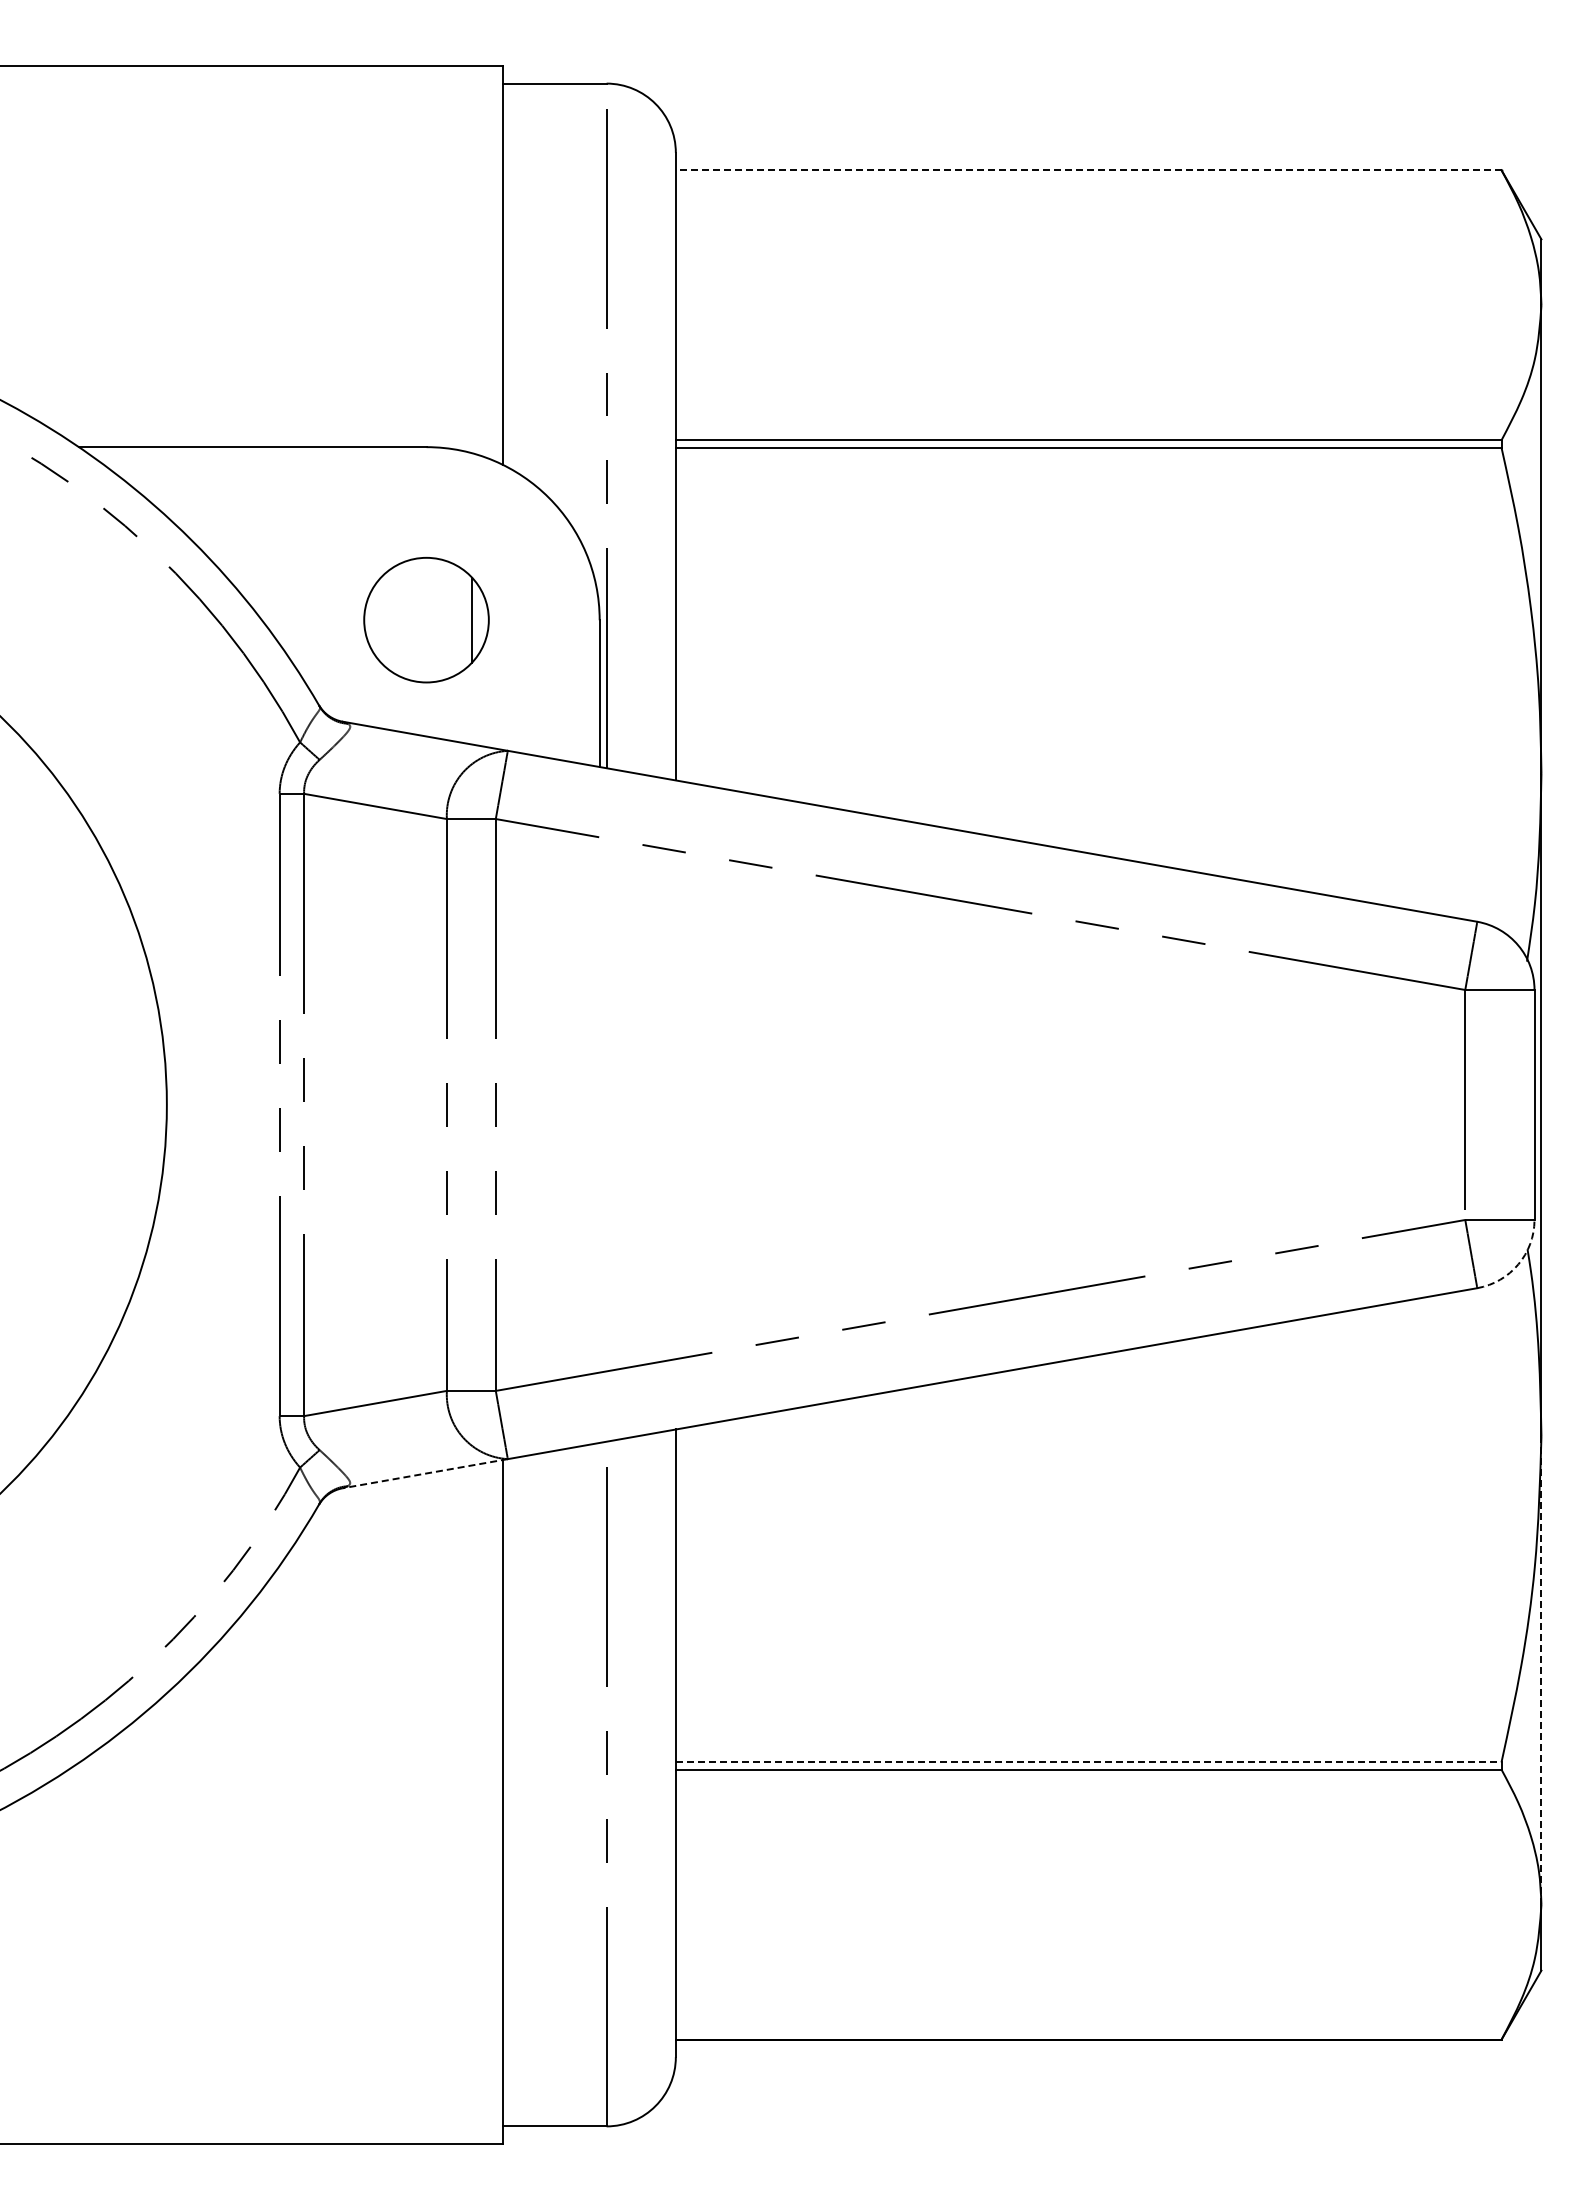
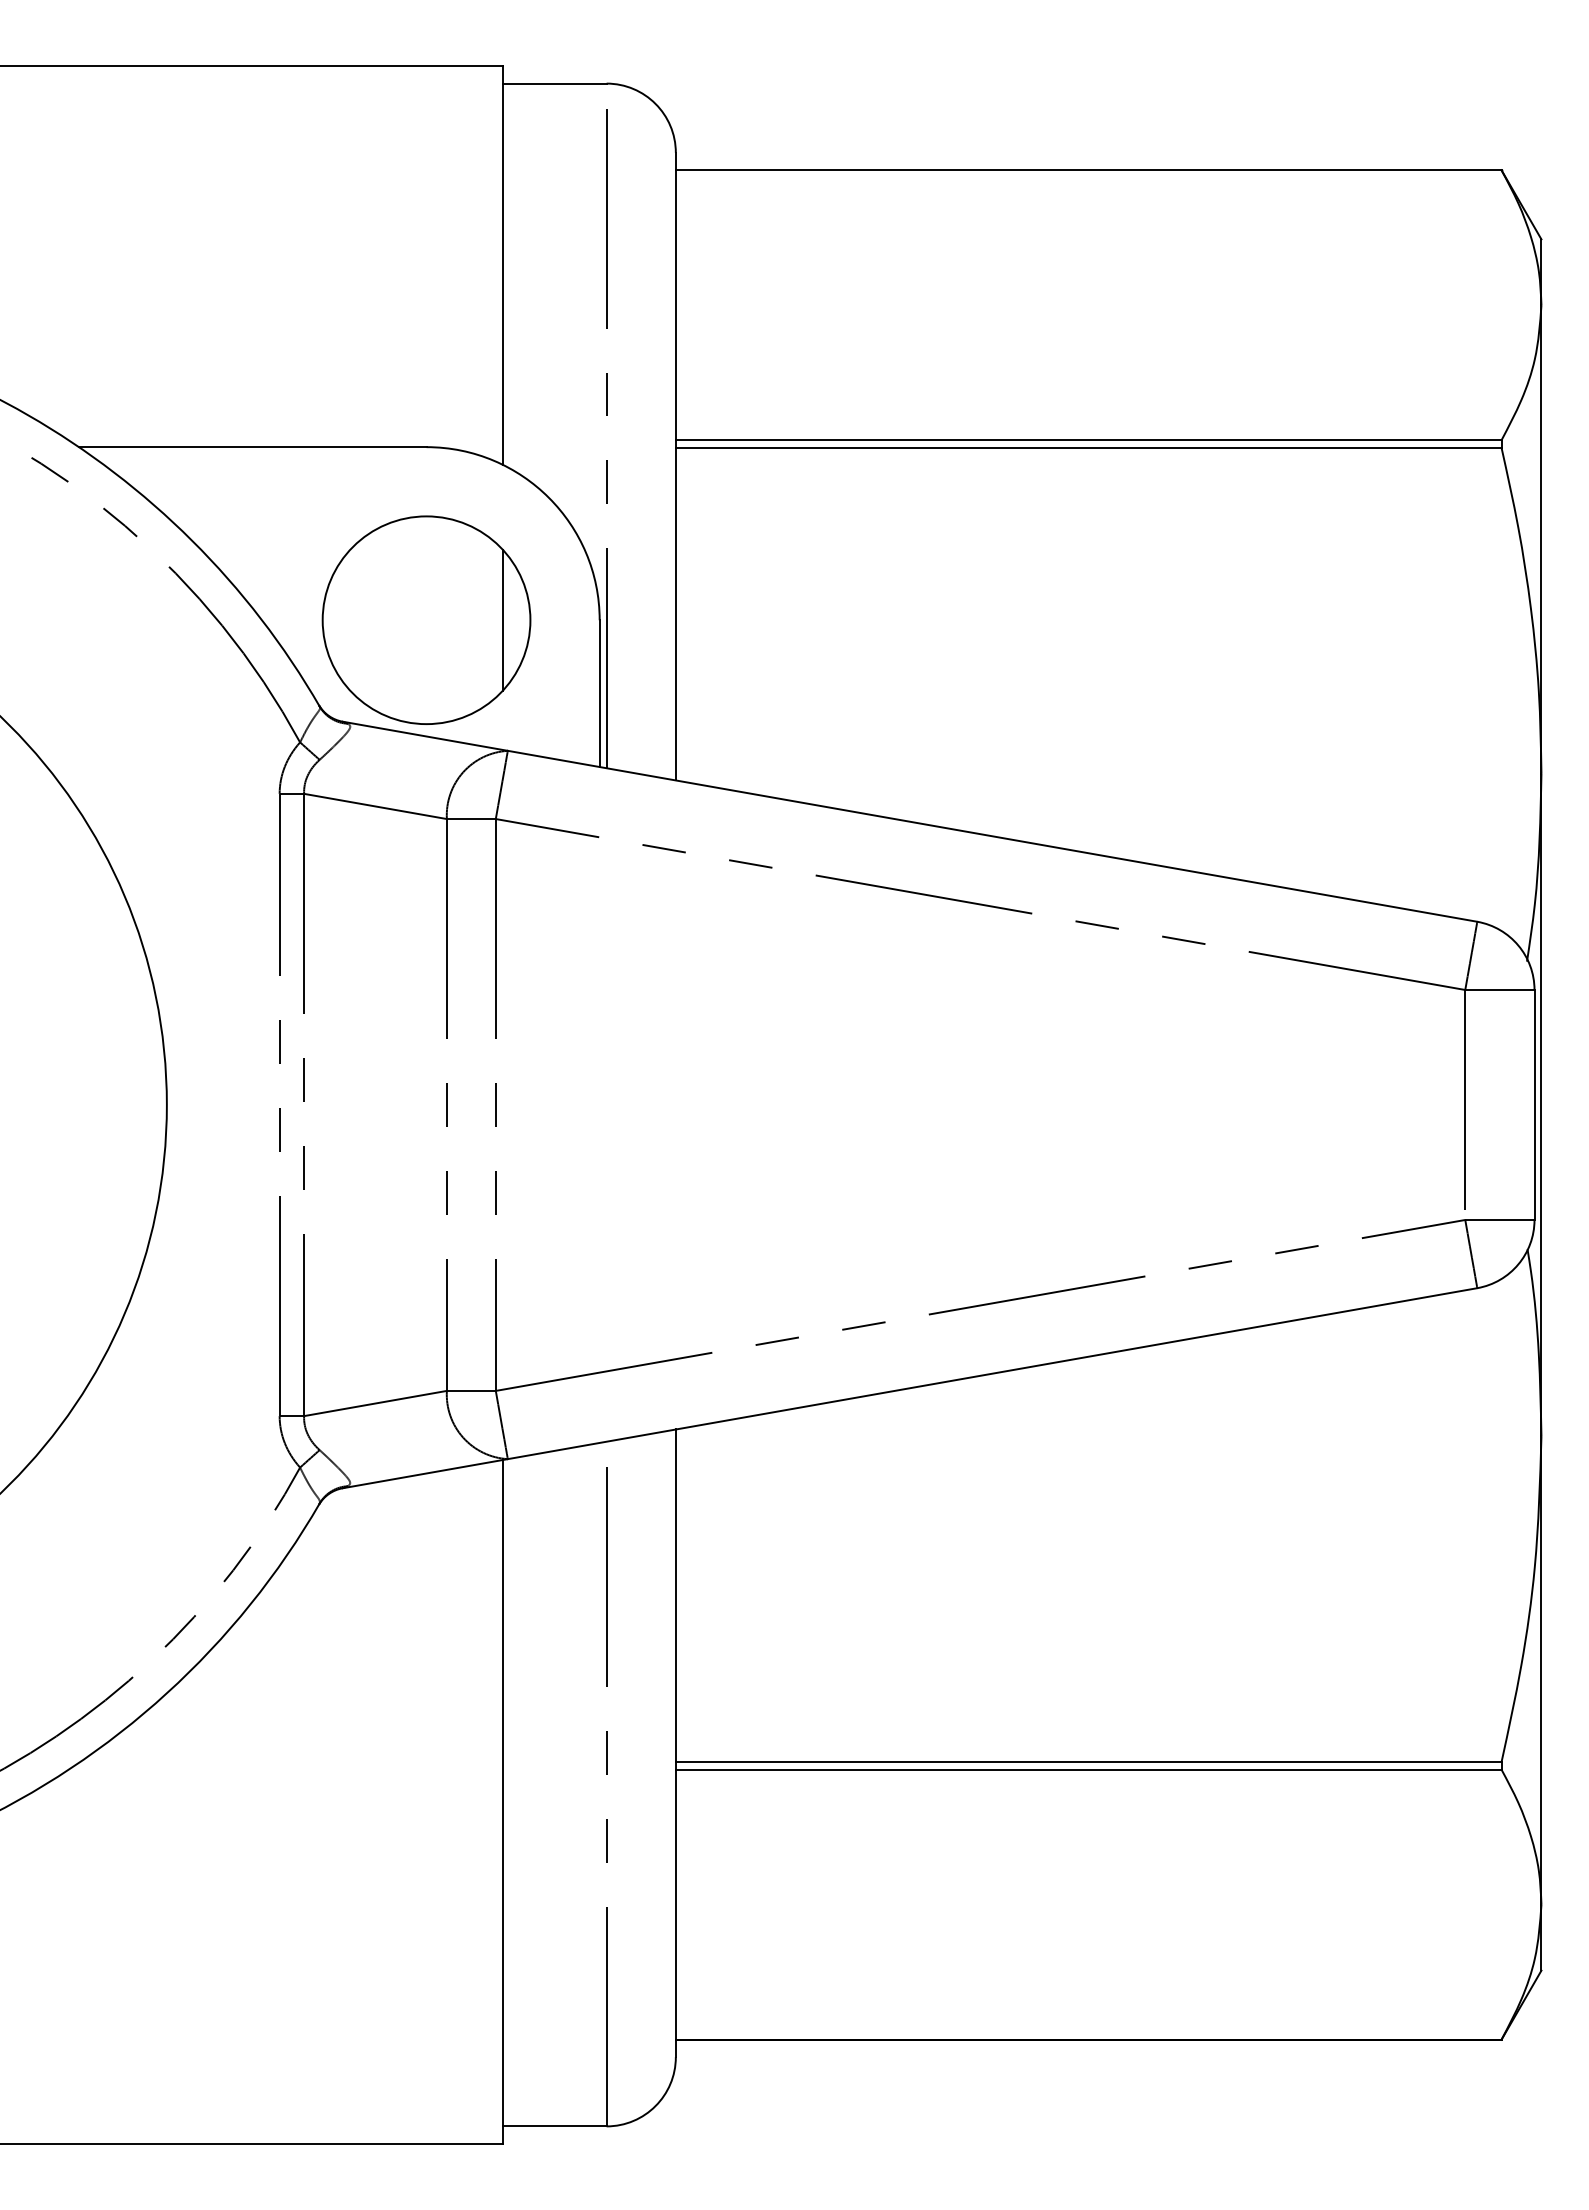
line: dashed -> solid (1088, 170)
part size: 127x128 px -> 211x210 px (426, 619)
arc: dashed -> solid (1518, 1264)
line: dashed -> solid (425, 1473)
line: dashed -> solid (1541, 1670)
line: dashed -> solid (1088, 1762)
